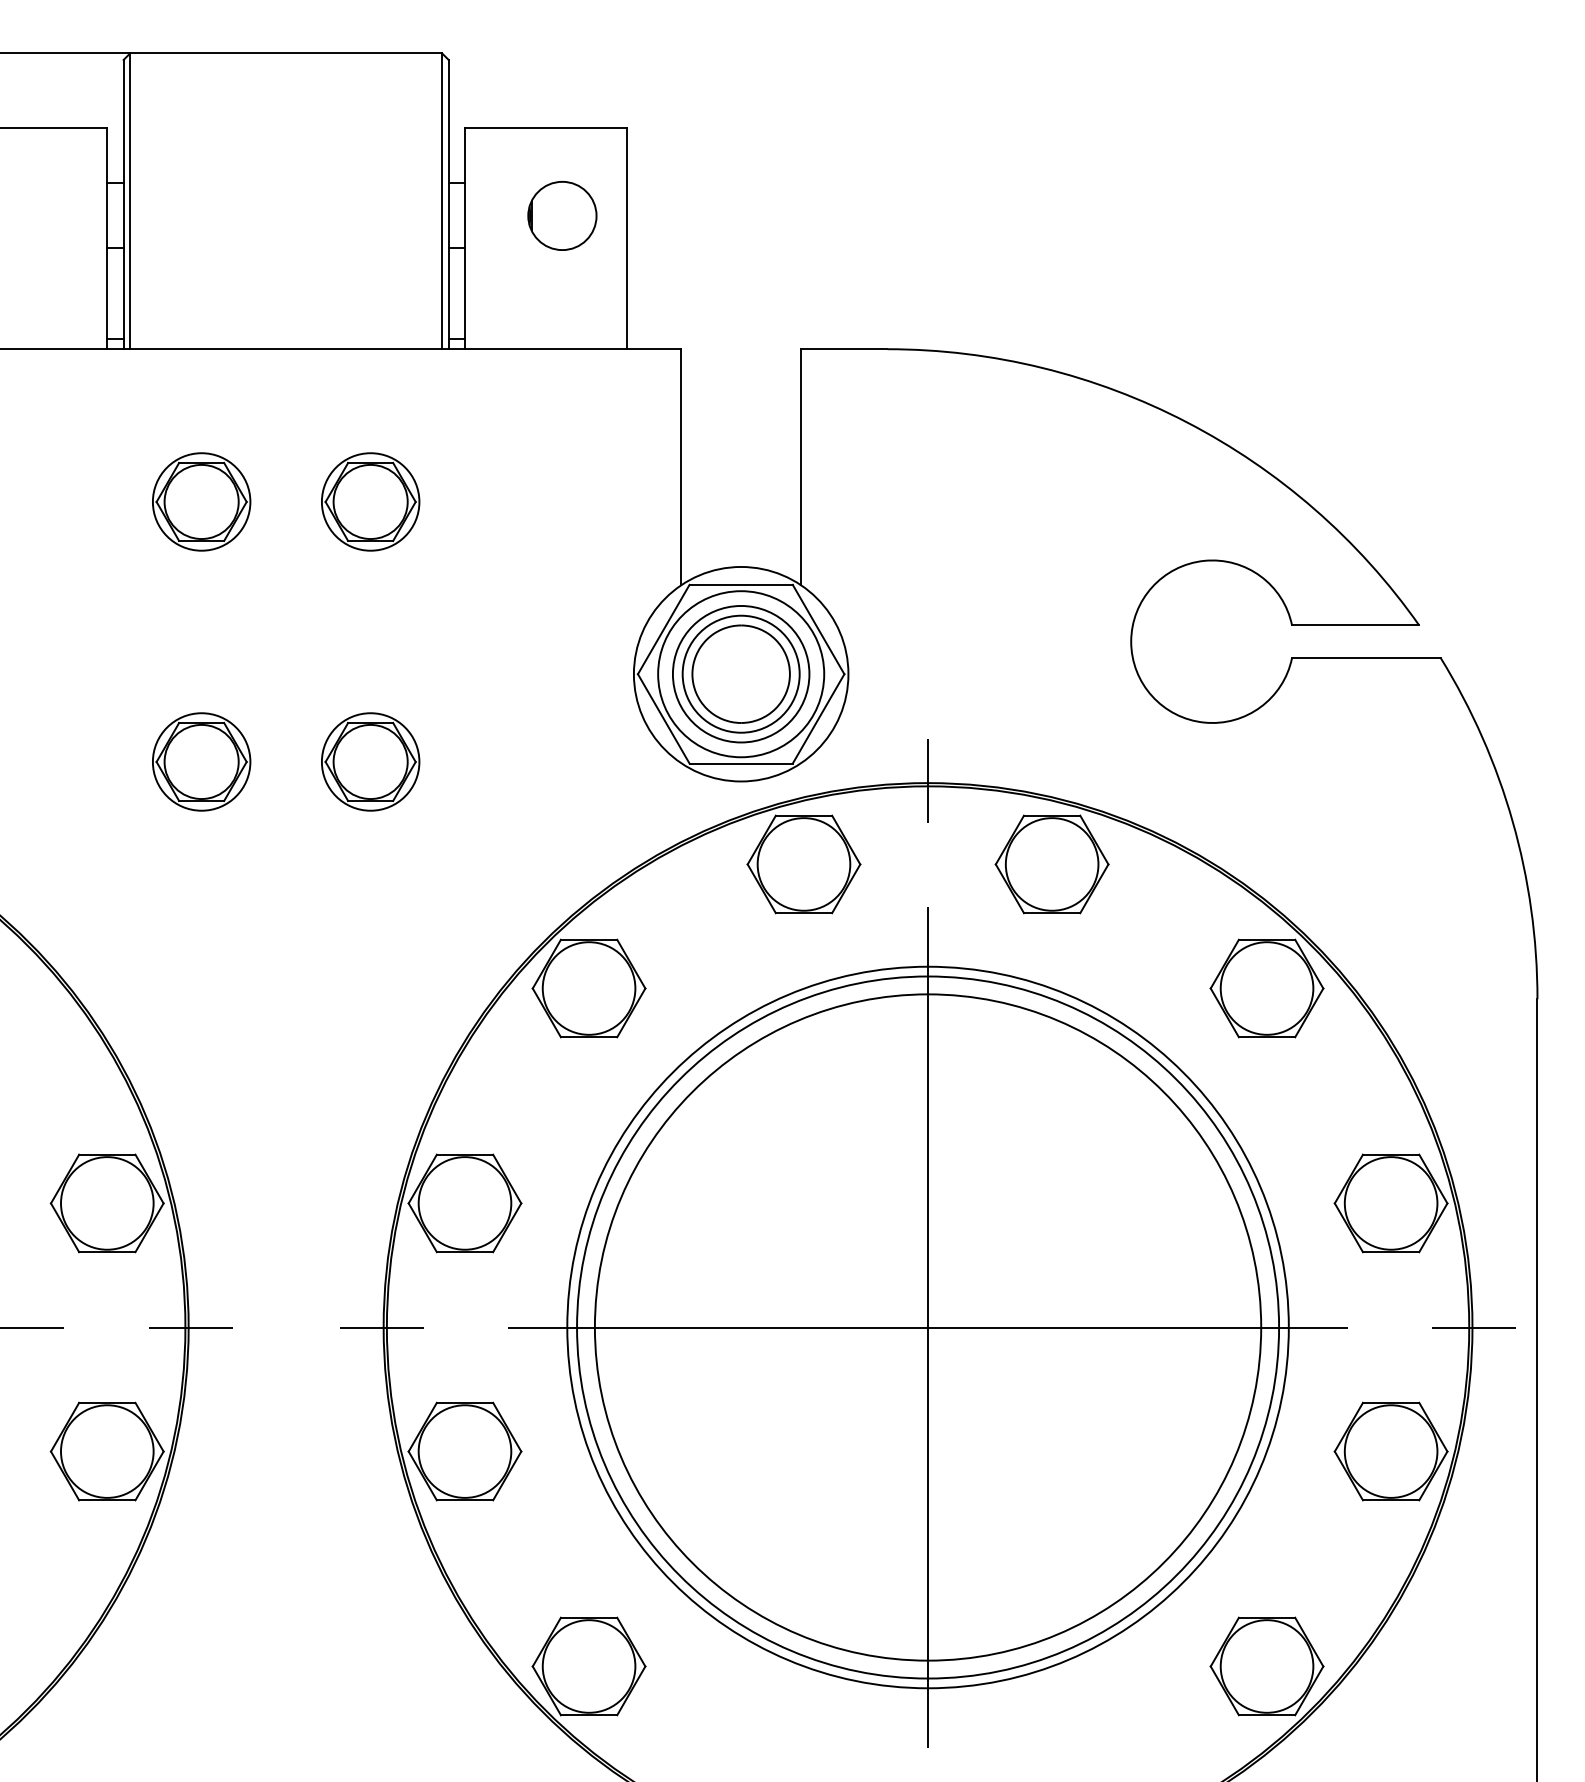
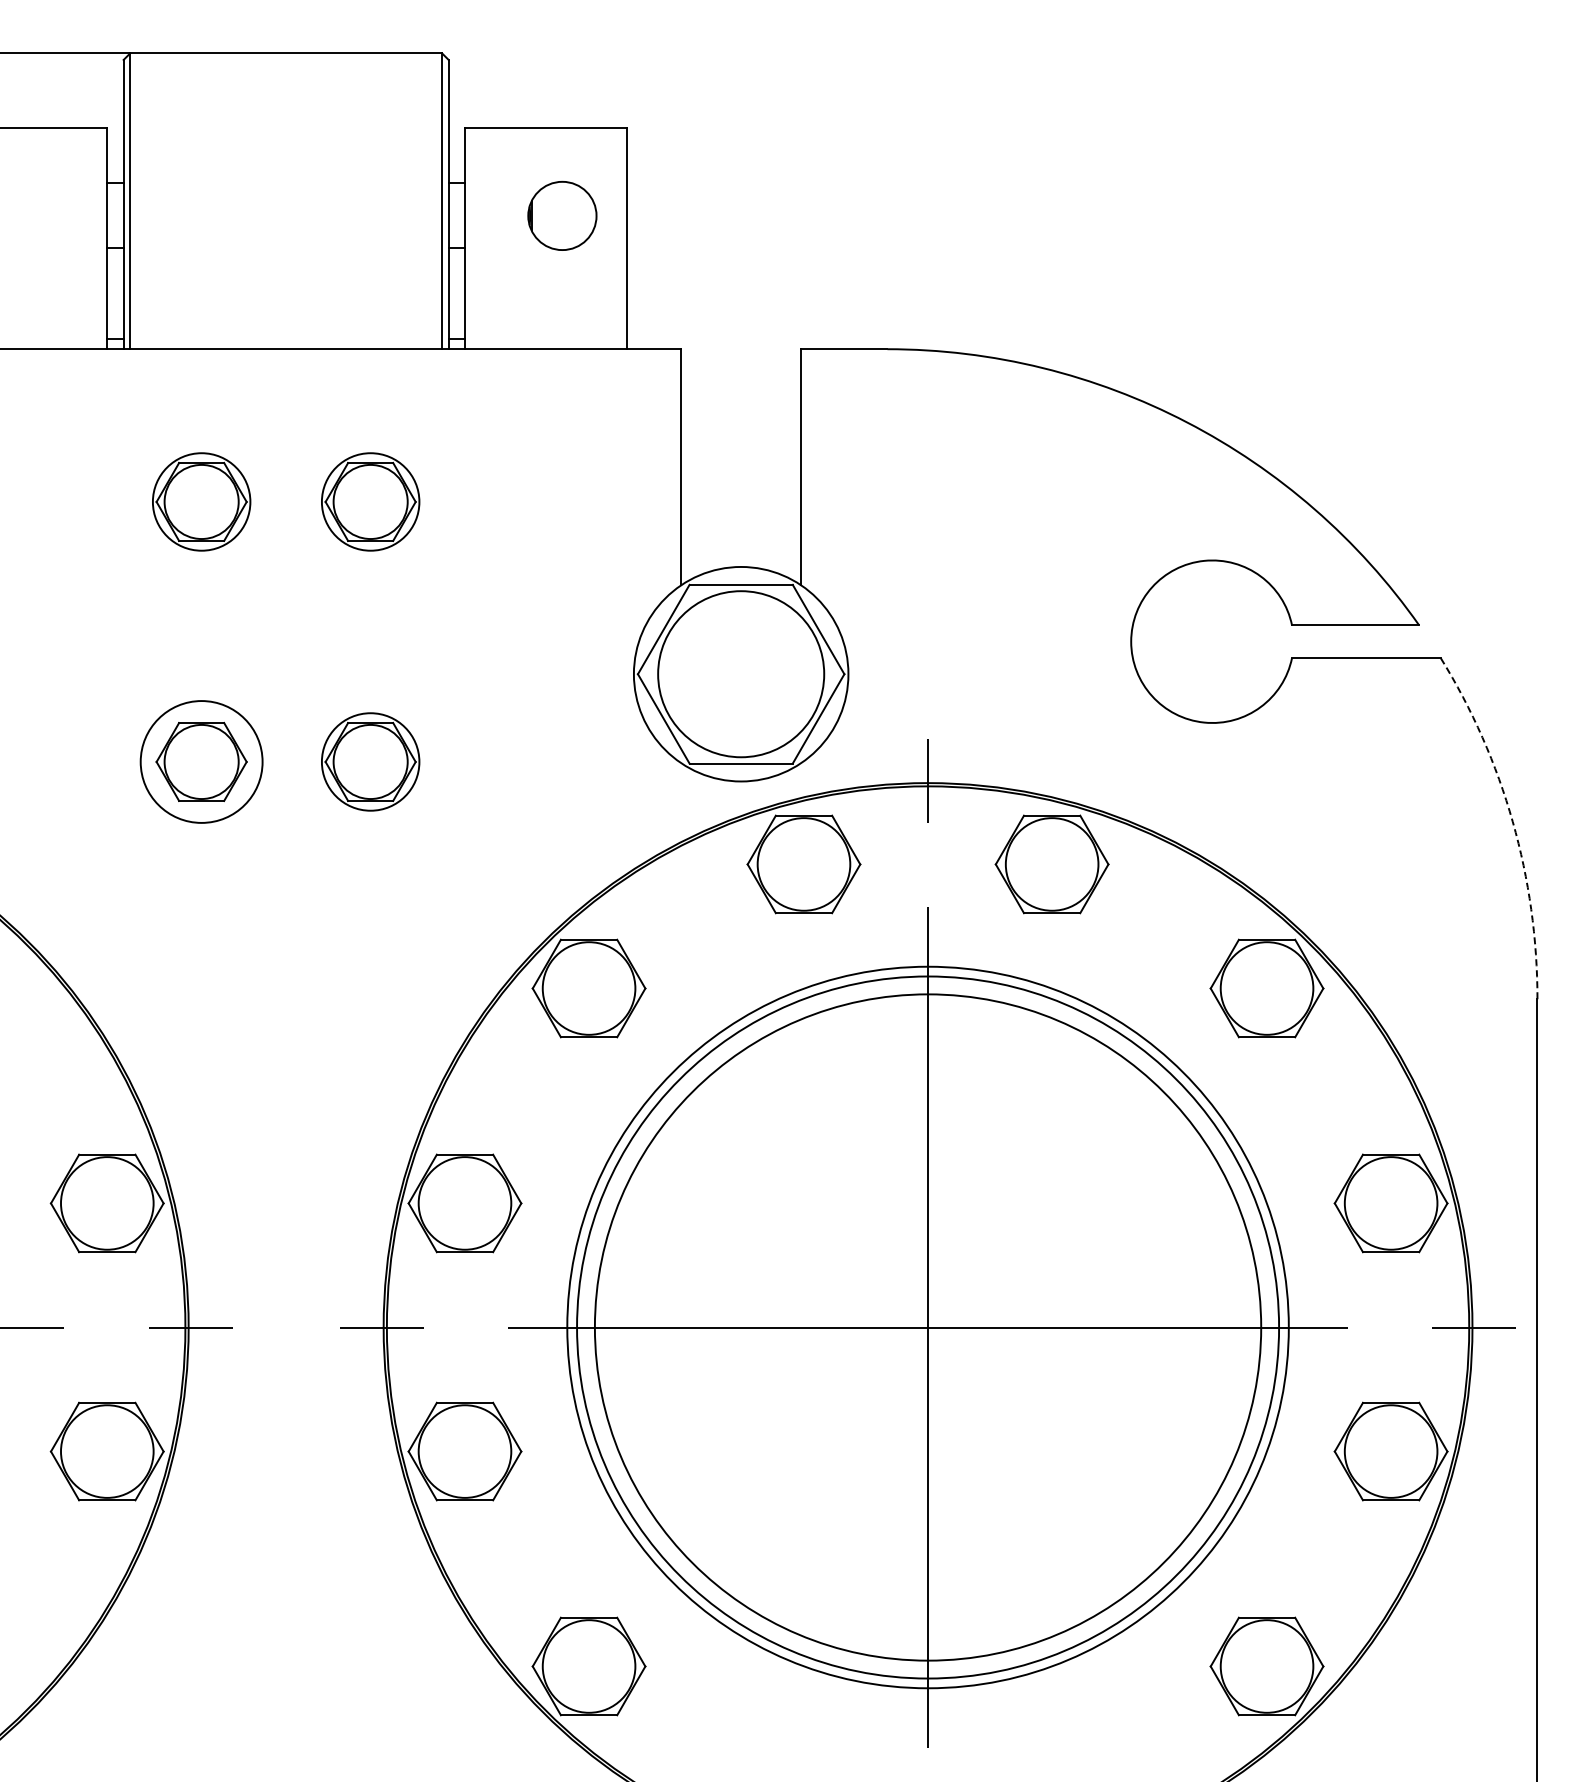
part: present -> none (741, 674)
circle diameter: 98 px -> 122 px (201, 761)
arc: solid -> dashed (1512, 821)
